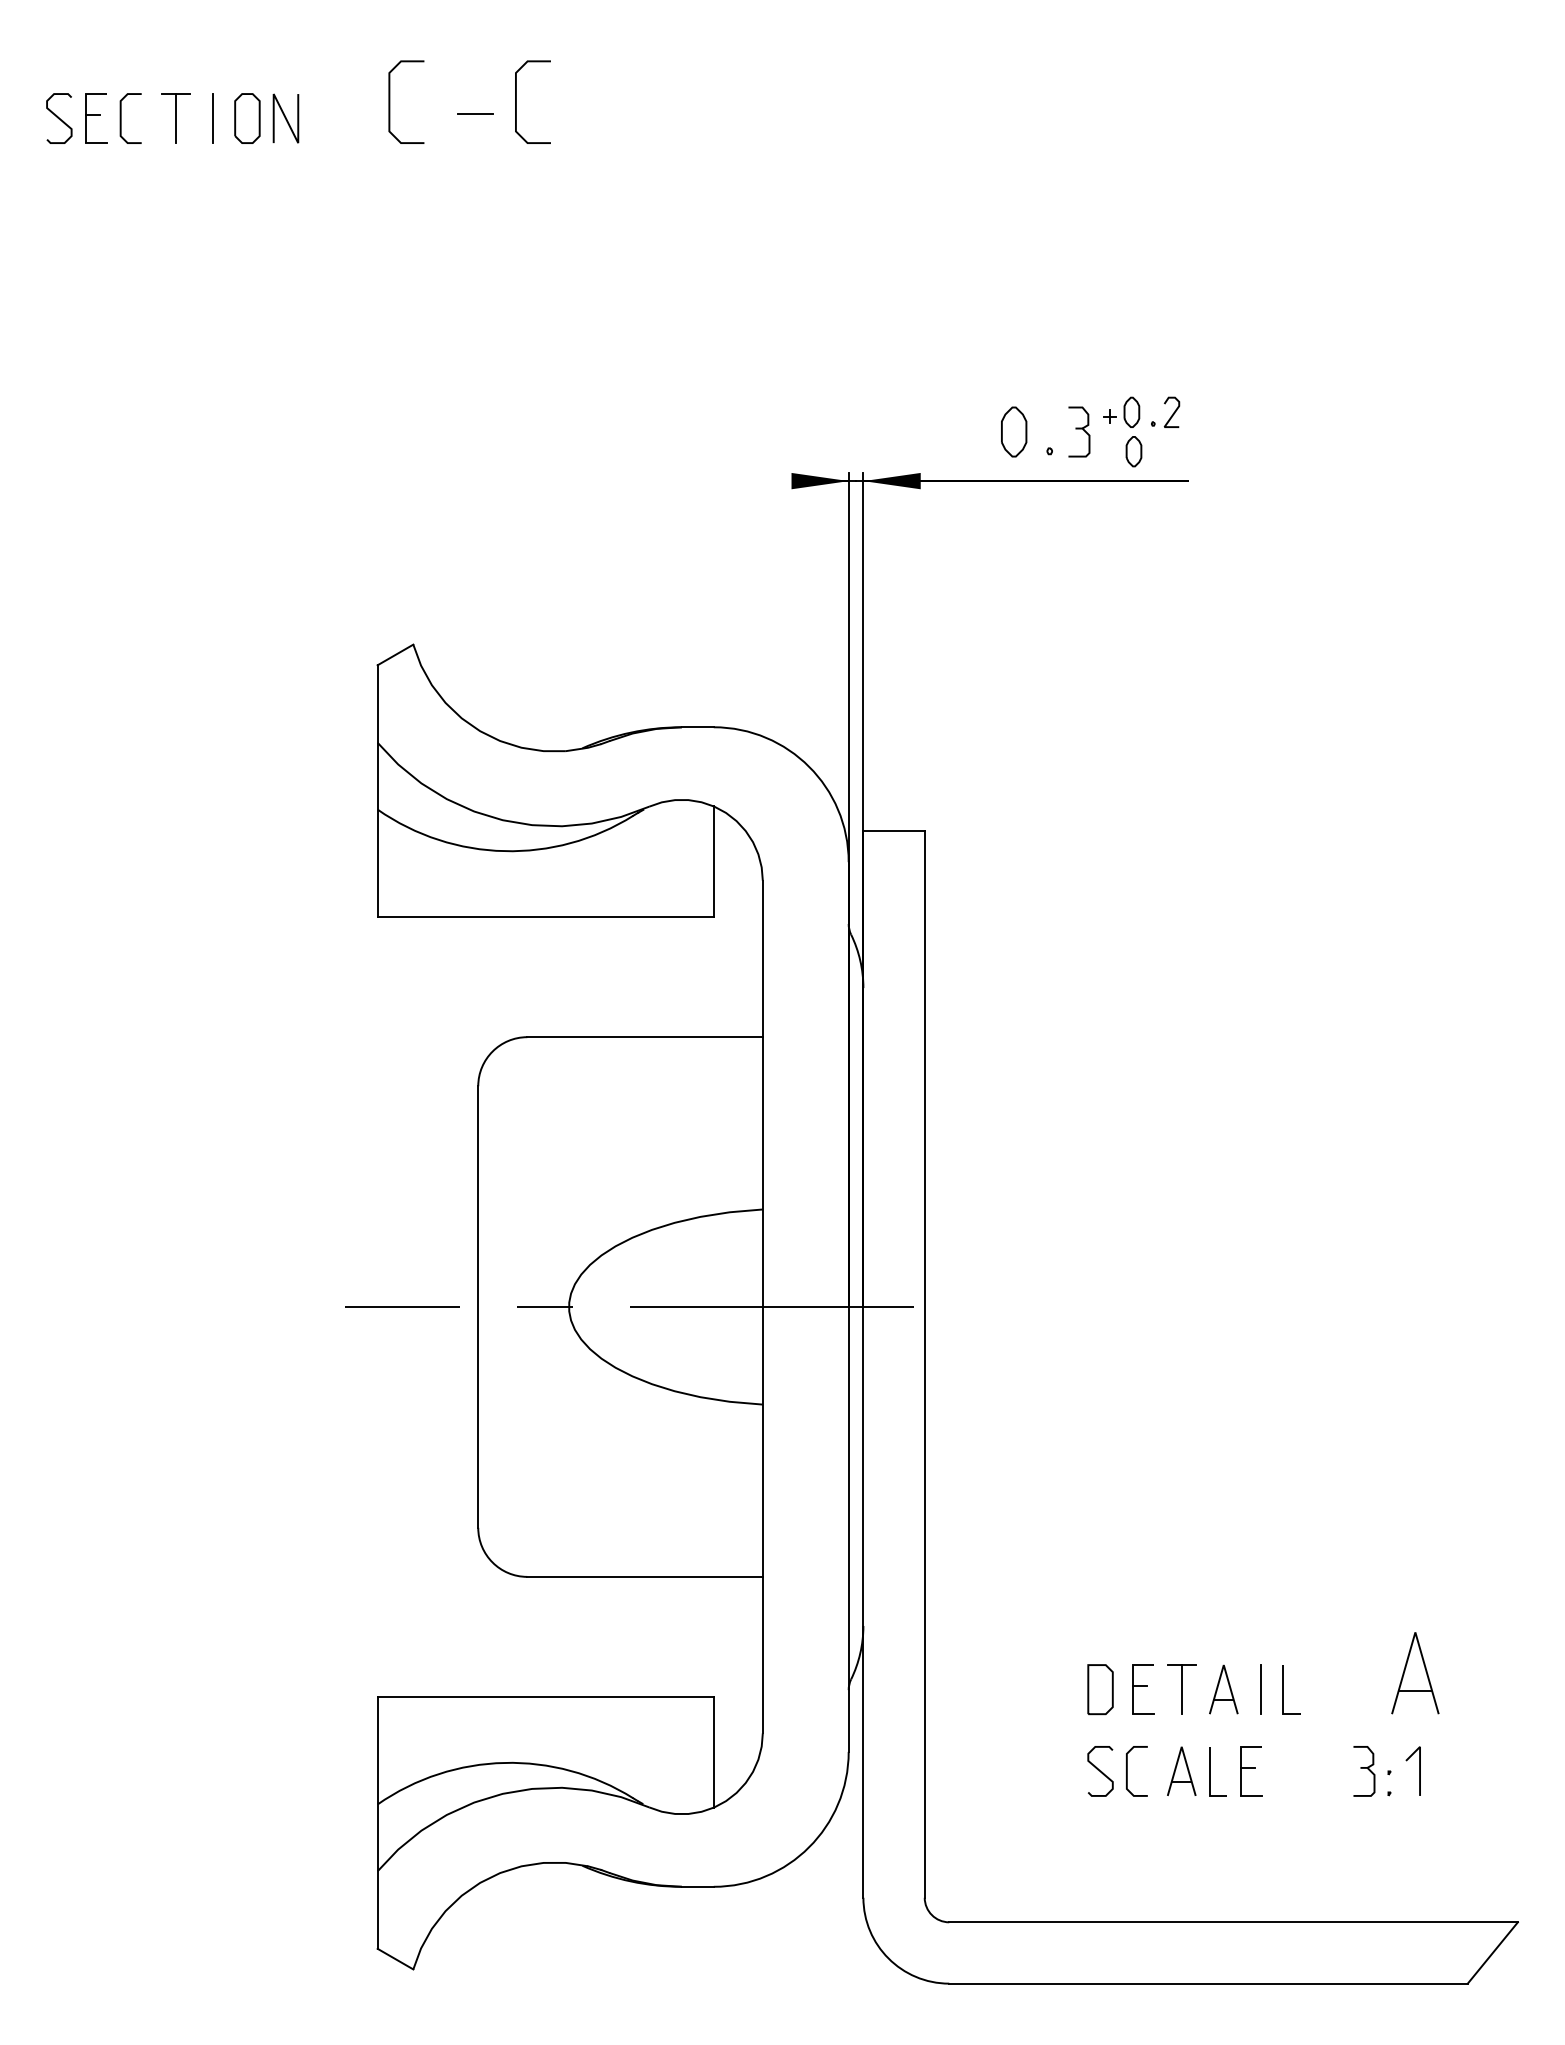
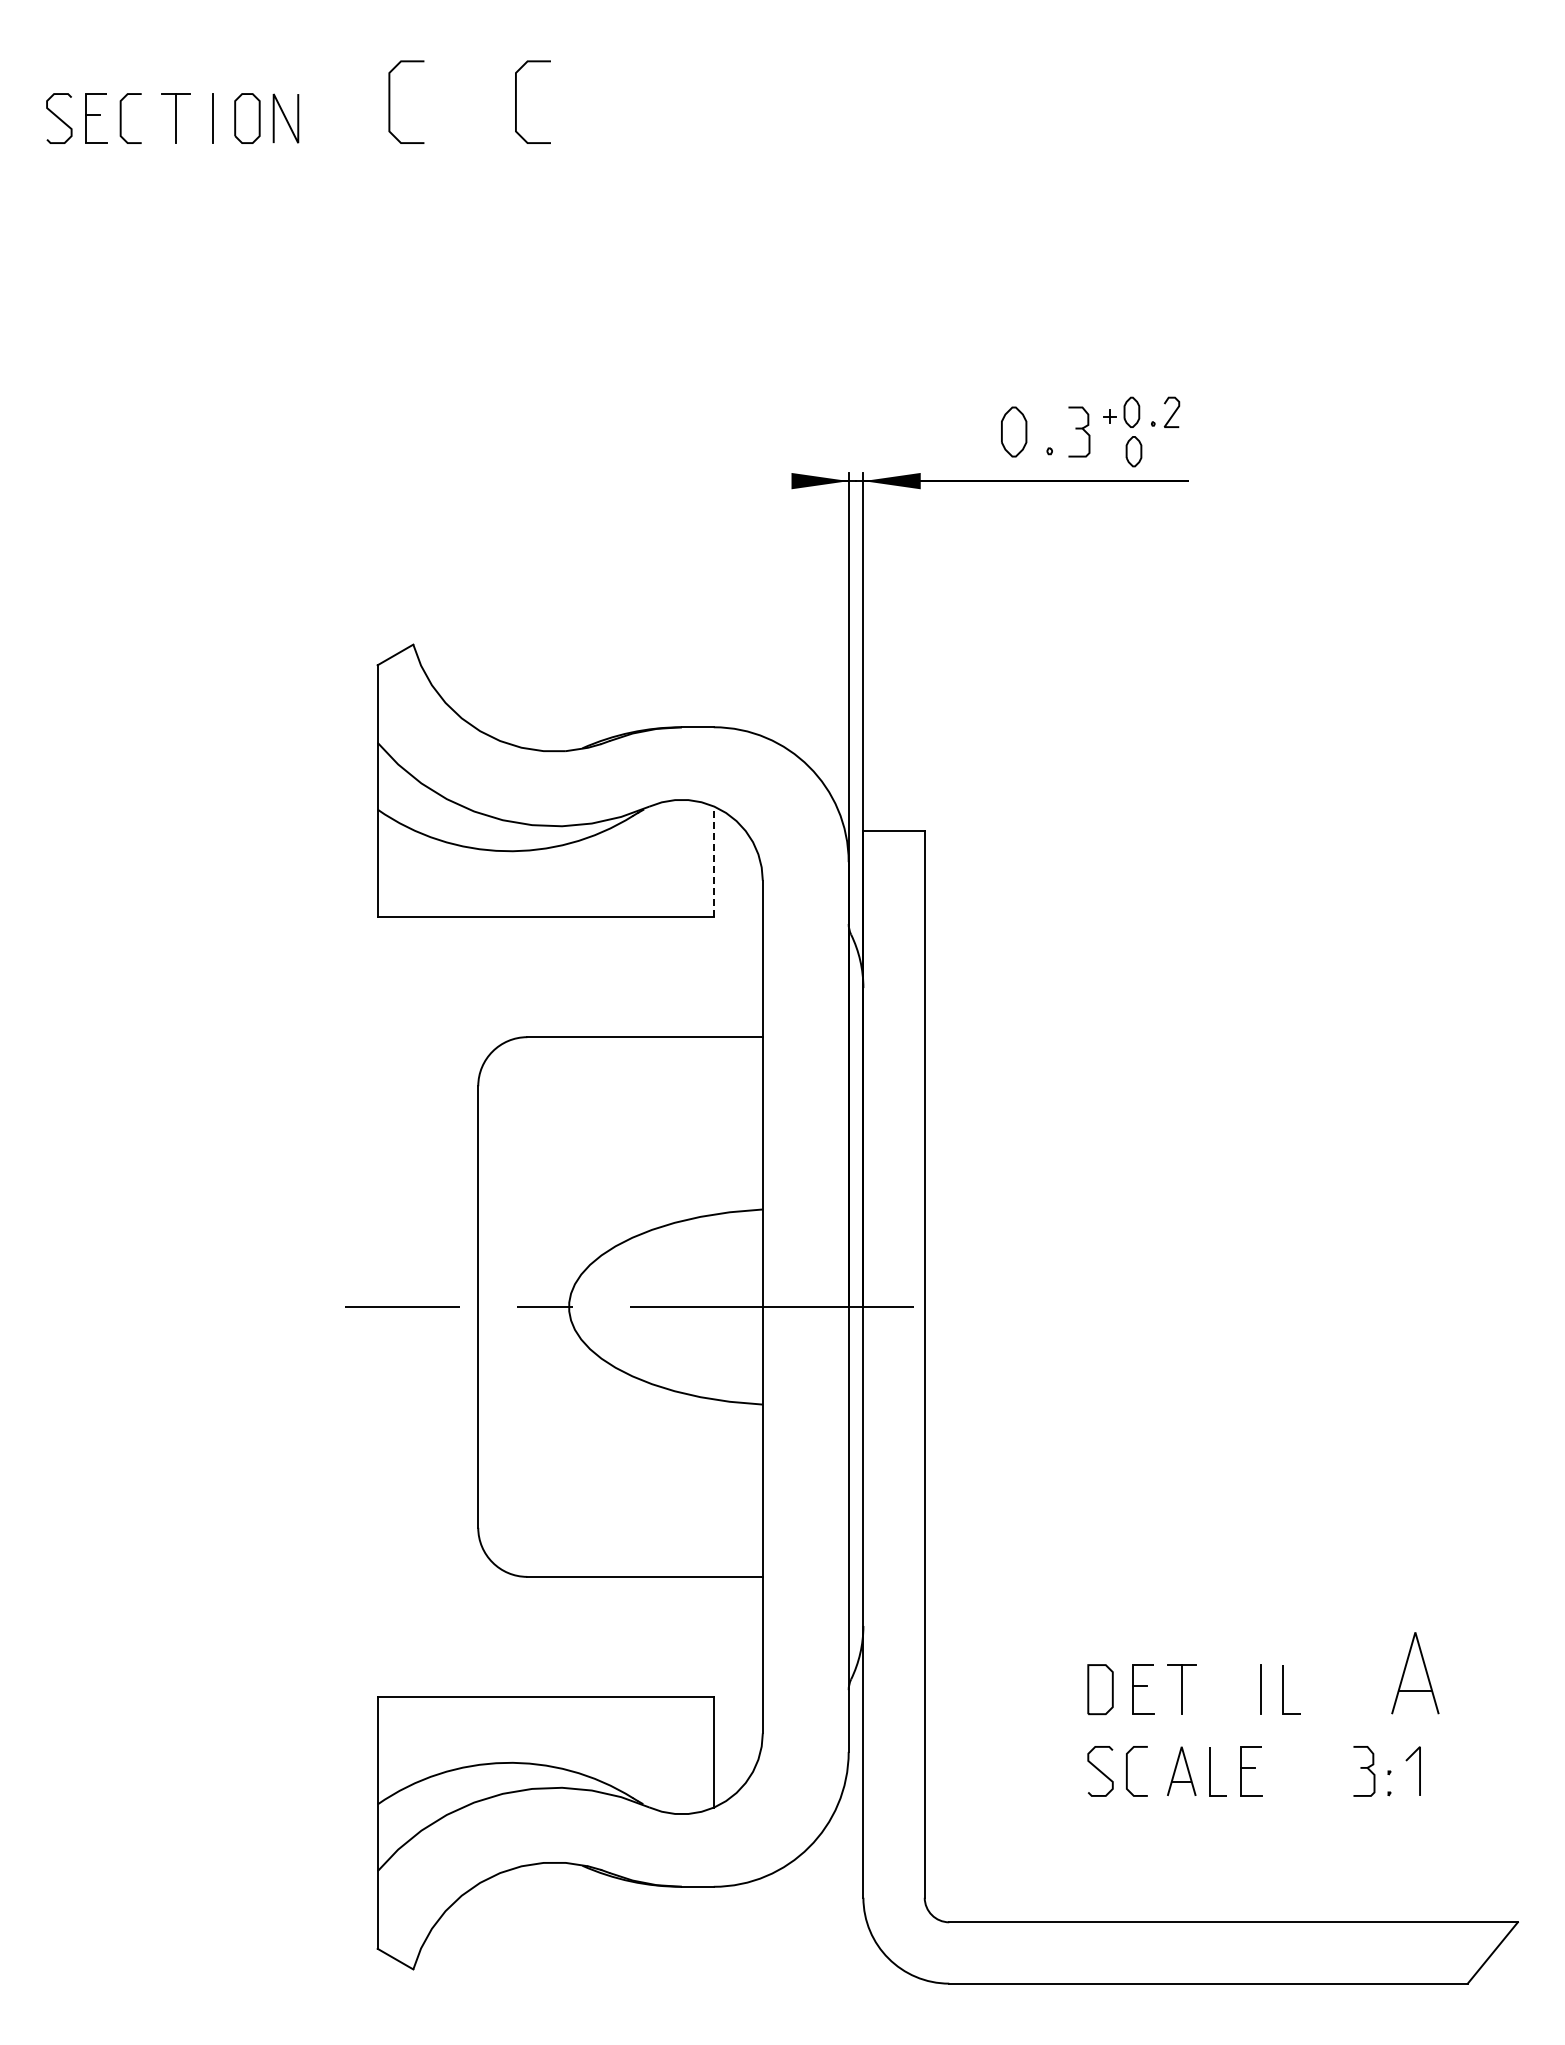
line: present -> none (474, 113)
line: solid -> dashed (713, 861)
part: present -> none (1223, 1689)
